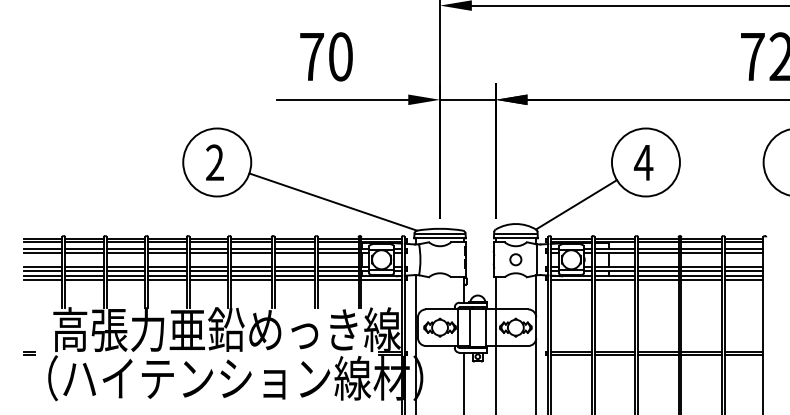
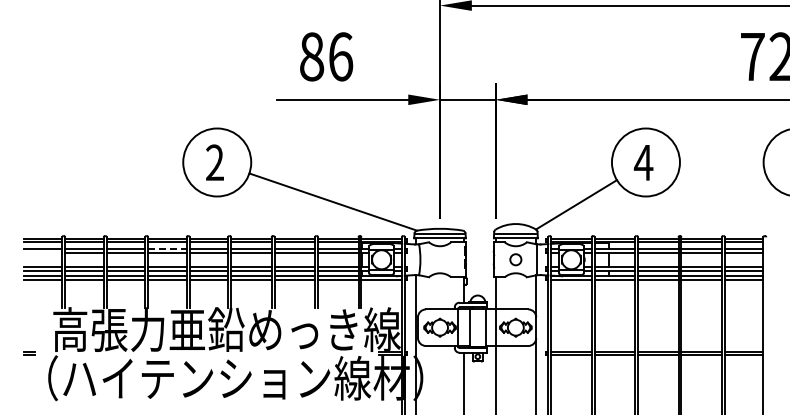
text: 70 -> 86 (326, 56)
line: solid -> dashed (167, 248)
line: present -> none (42, 252)
